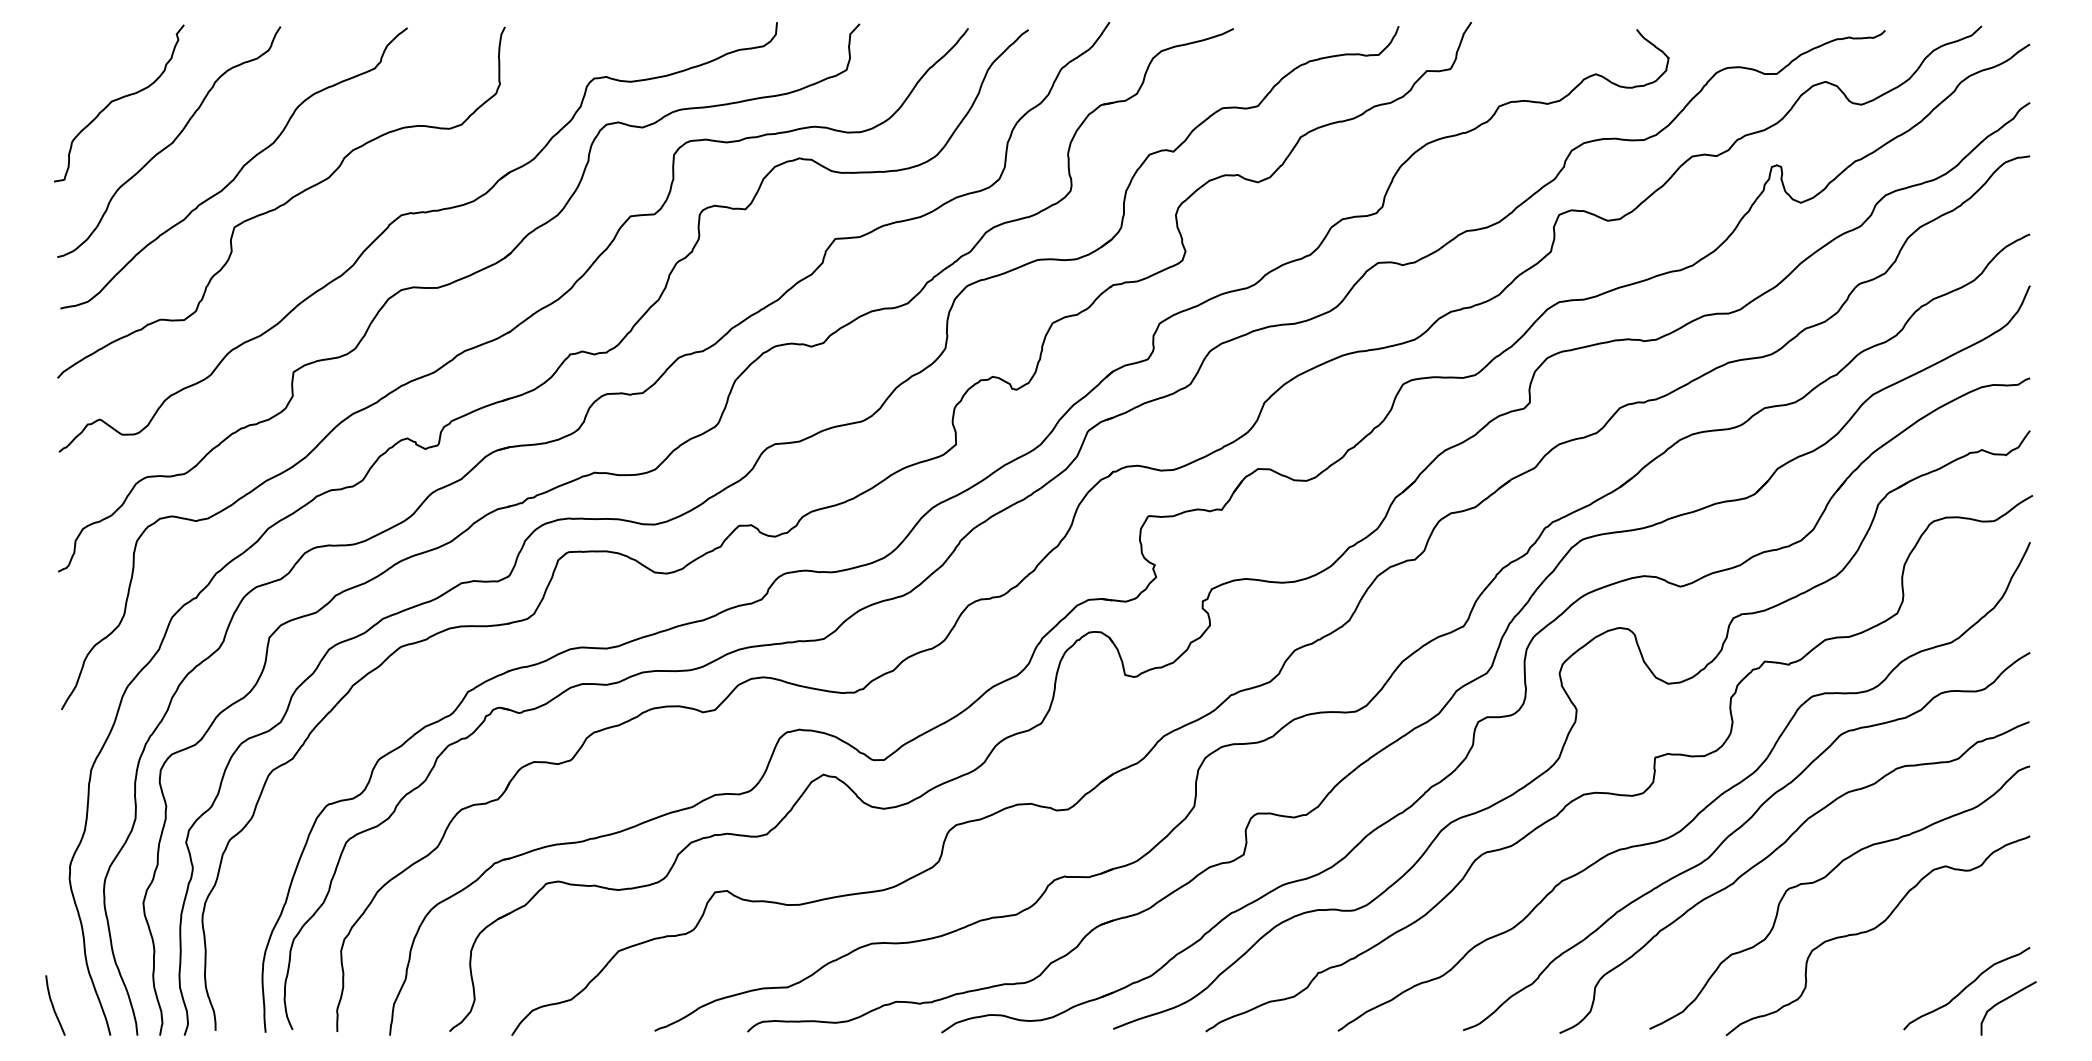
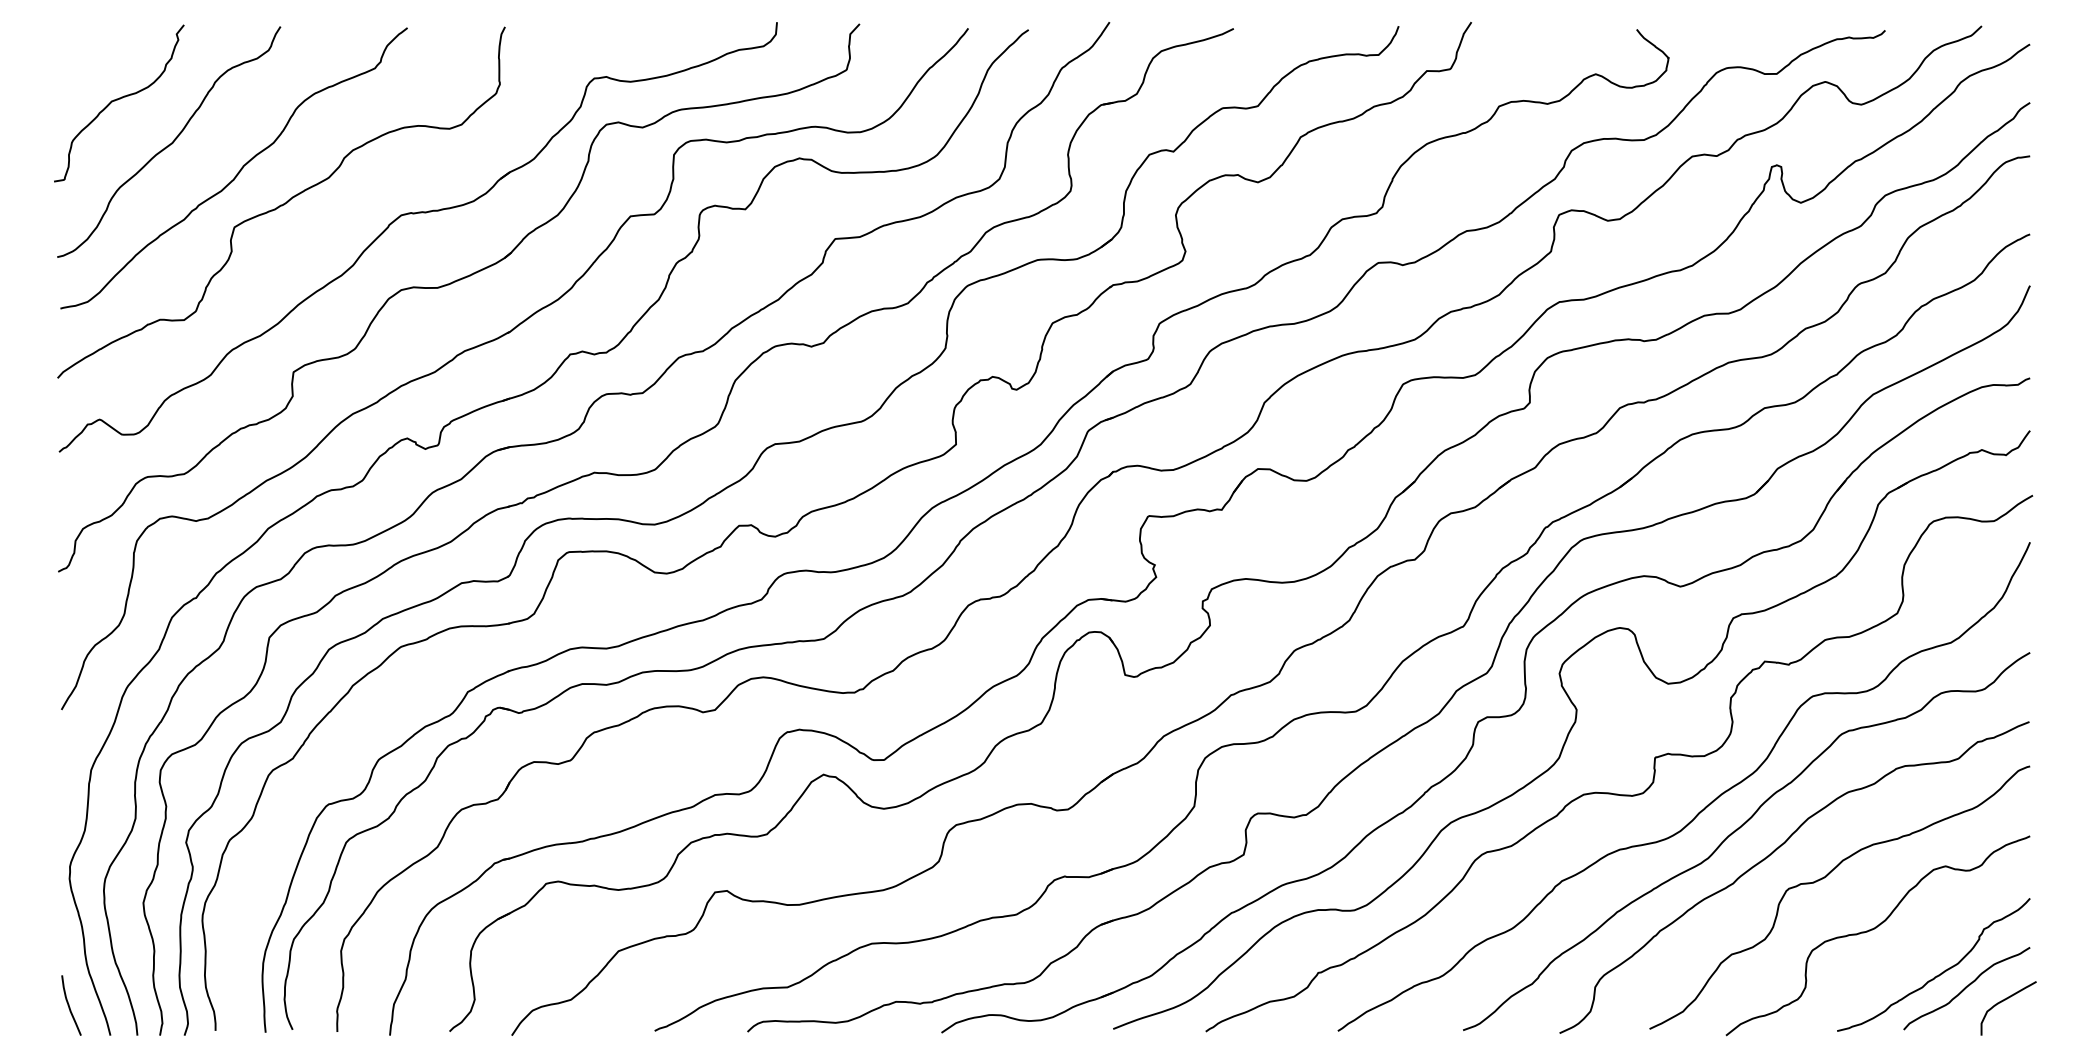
curve: none -> present (1938, 974)
curve position: (53, 1005) -> (69, 1005) (69, 1005)
